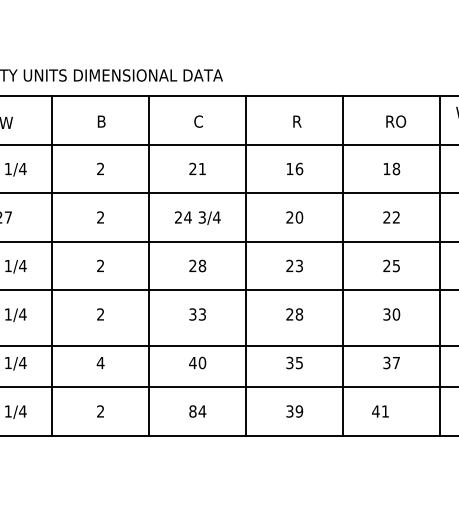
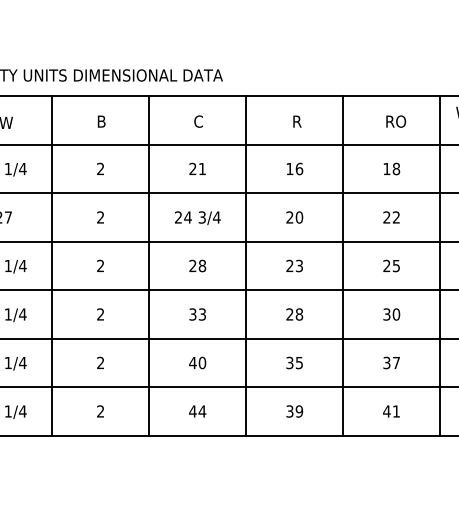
line position: (228, 345) -> (228, 338) (228, 338)
text: 4 -> 2 (100, 362)
text: 84 -> 44 (192, 411)
text position: (380, 411) -> (391, 411) (391, 411)
